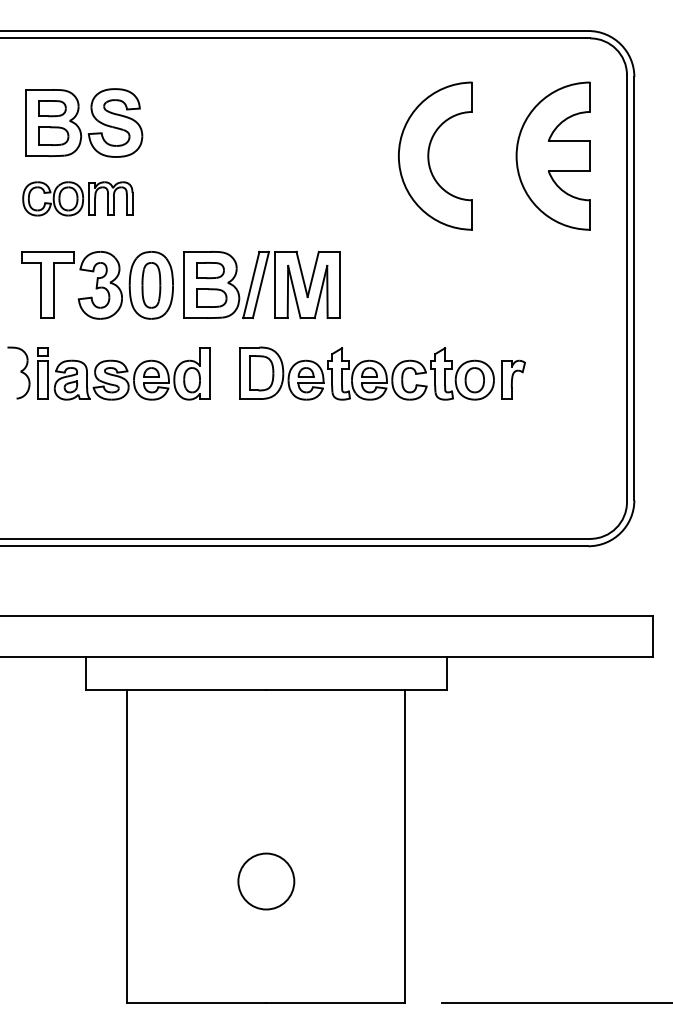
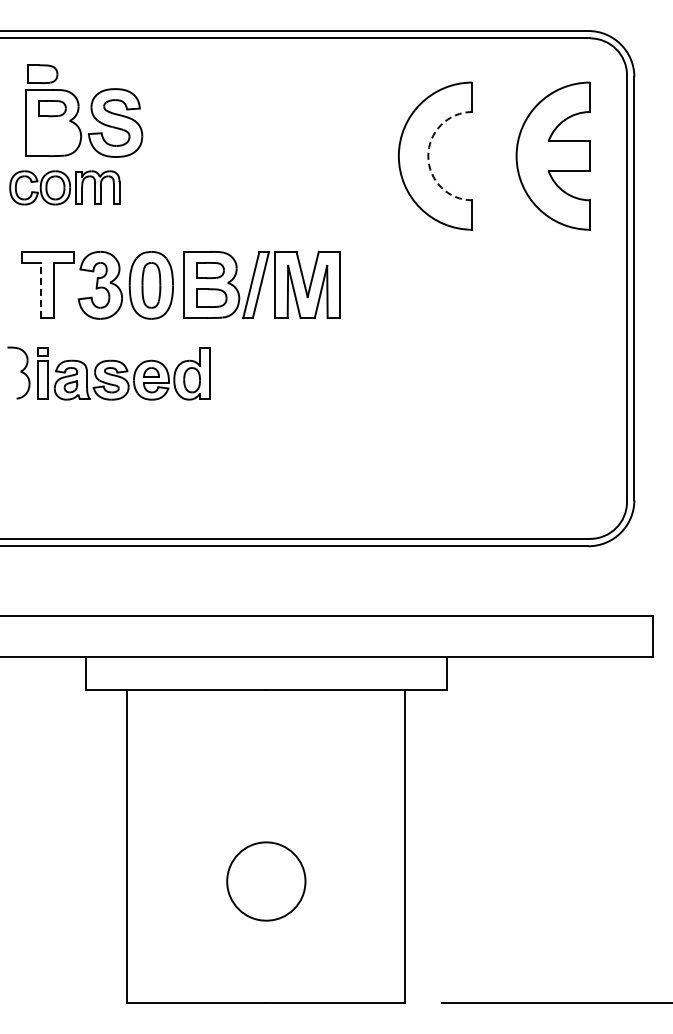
part position: (53, 135) -> (42, 73) (42, 73)
arc: solid -> dashed (428, 156)
part position: (77, 198) -> (64, 187) (64, 187)
line: solid -> dashed (41, 290)
part: present -> none (382, 373)
circle diameter: 56 px -> 78 px (266, 881)
